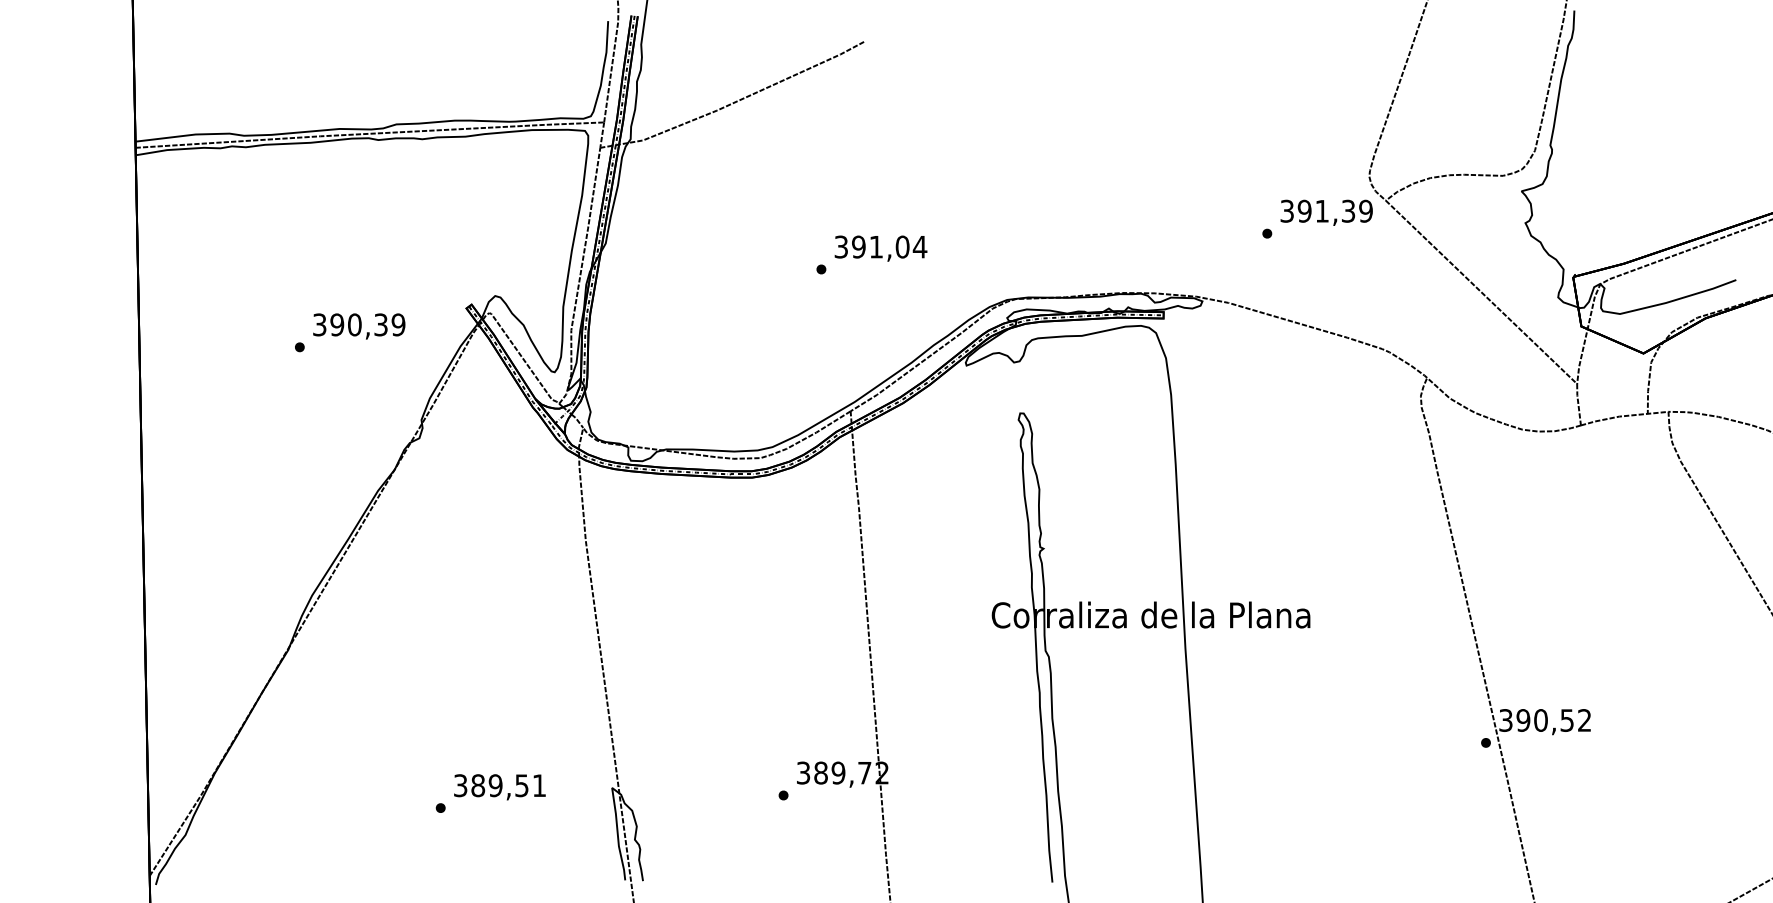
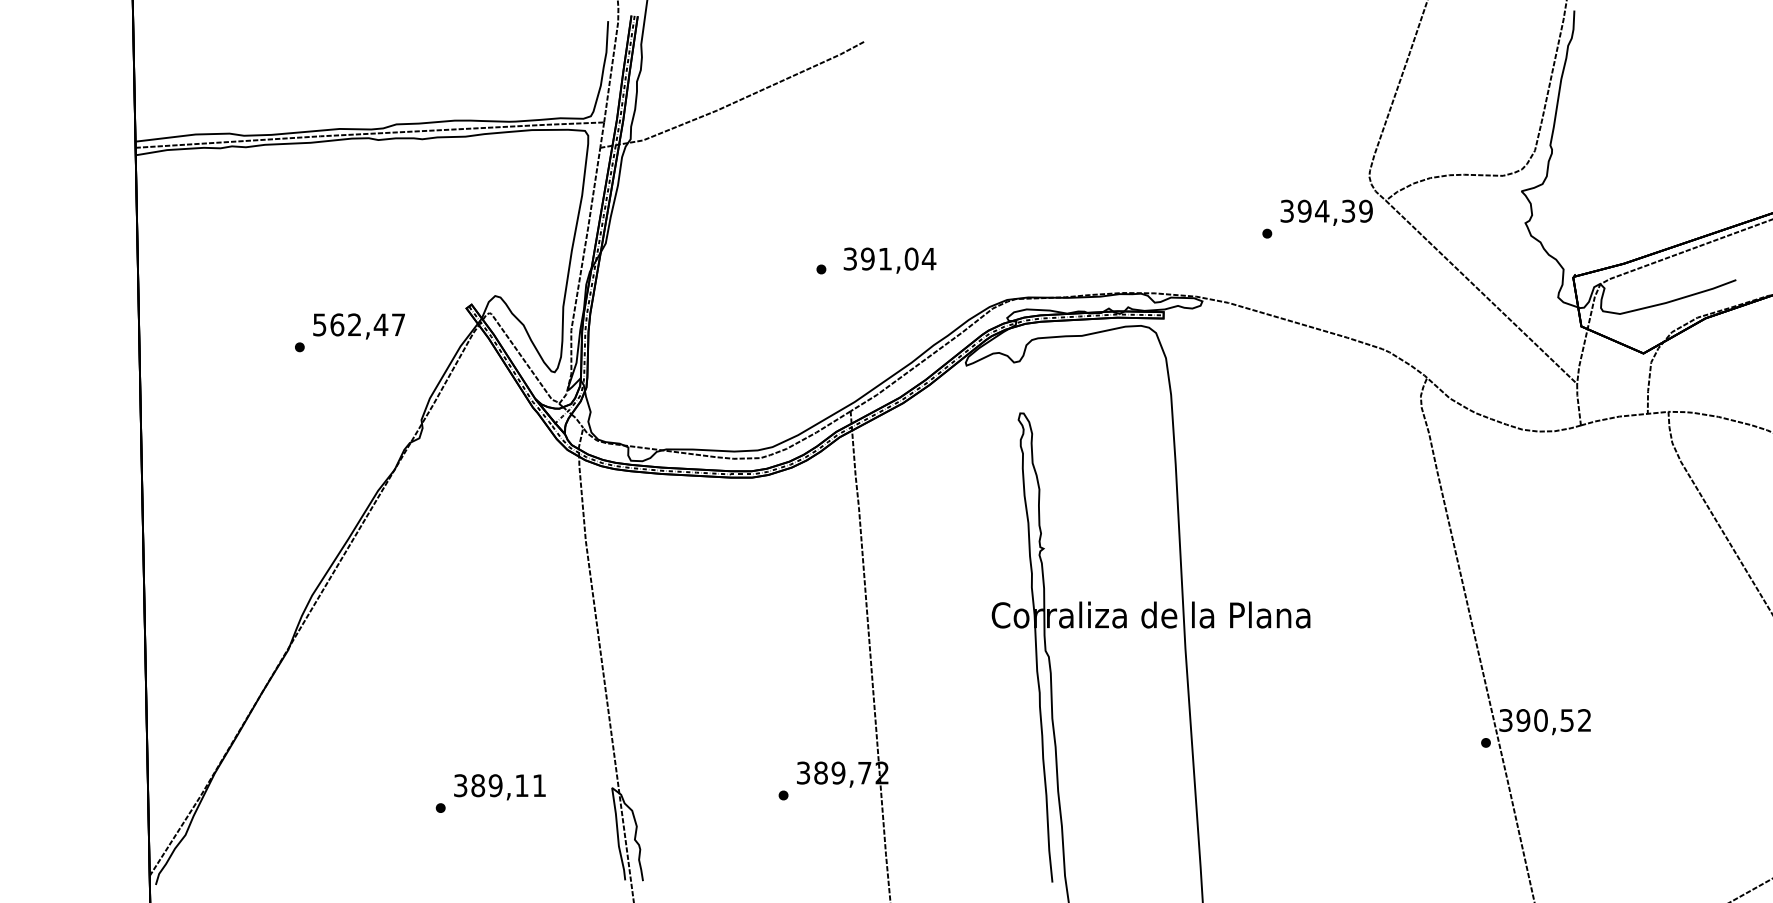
text: 391,39 -> 394,39 (1322, 211)
text position: (880, 248) -> (889, 260) (889, 260)
text: 390,39 -> 562,47 (359, 324)
text: 389,51 -> 389,11 (521, 785)
